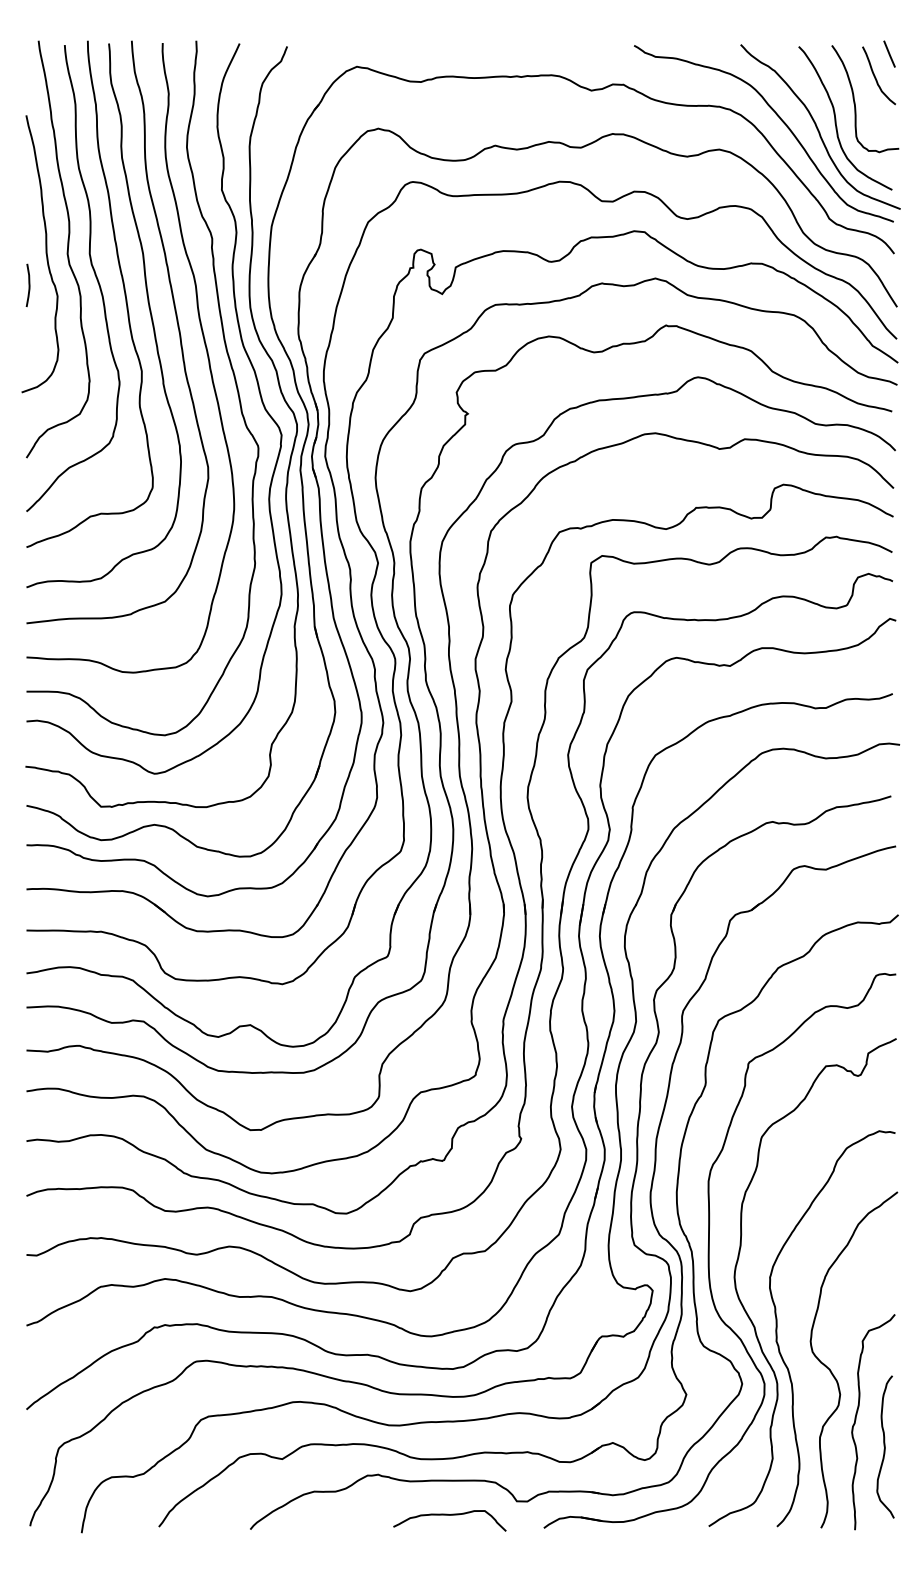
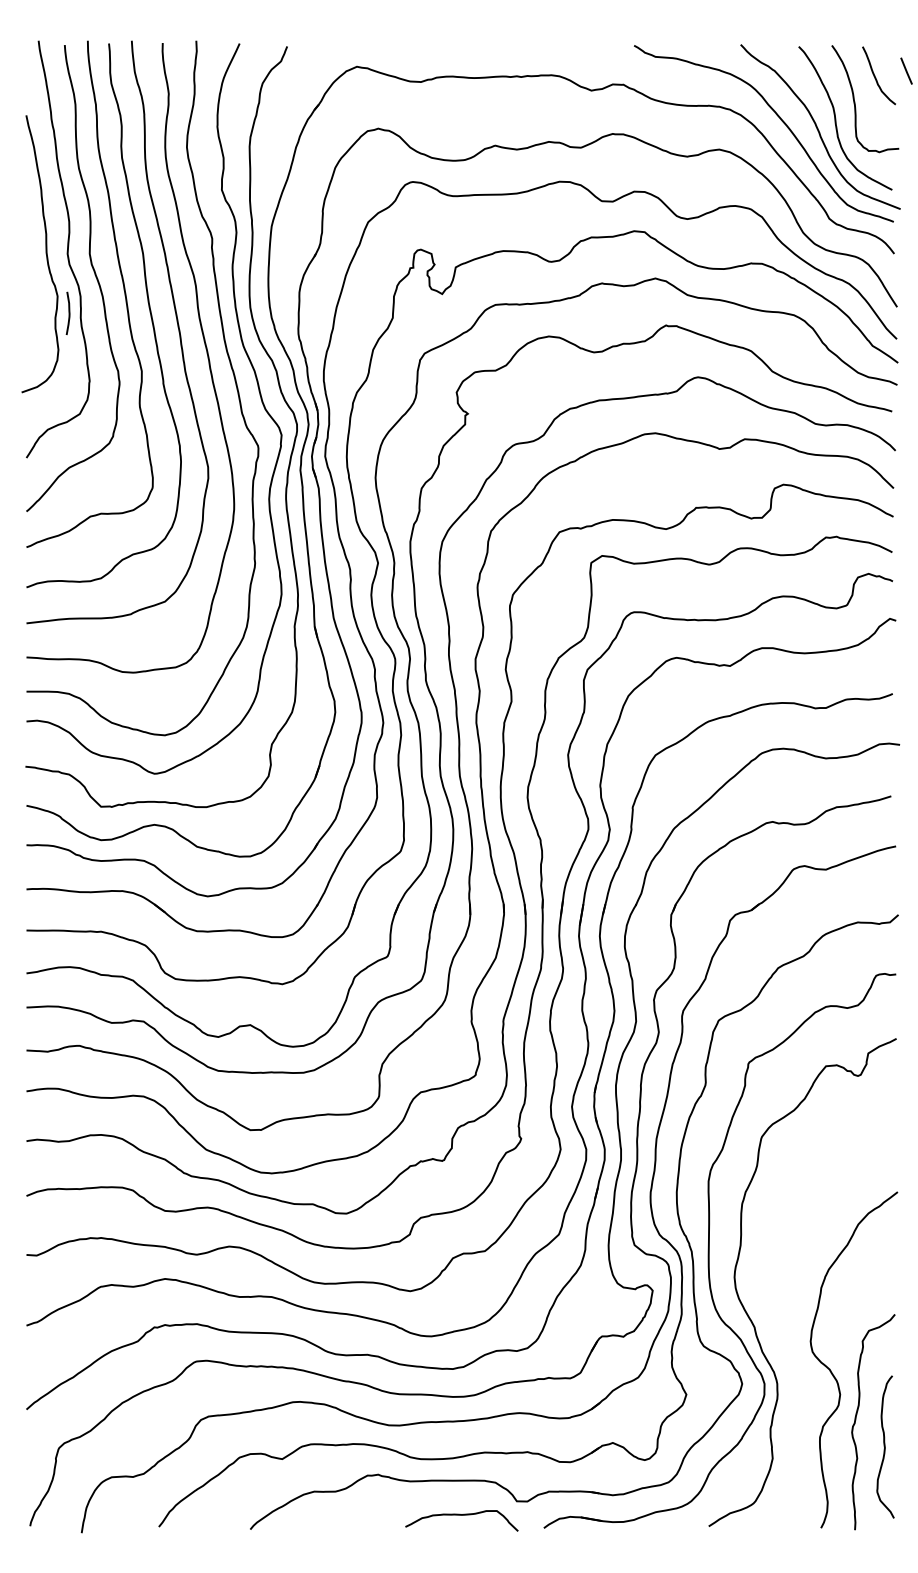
line position: (889, 53) -> (906, 70) (906, 70)
curve position: (28, 285) -> (68, 313) (68, 313)
curve: present -> none (777, 1328)
curve position: (449, 1515) -> (461, 1515) (461, 1515)
